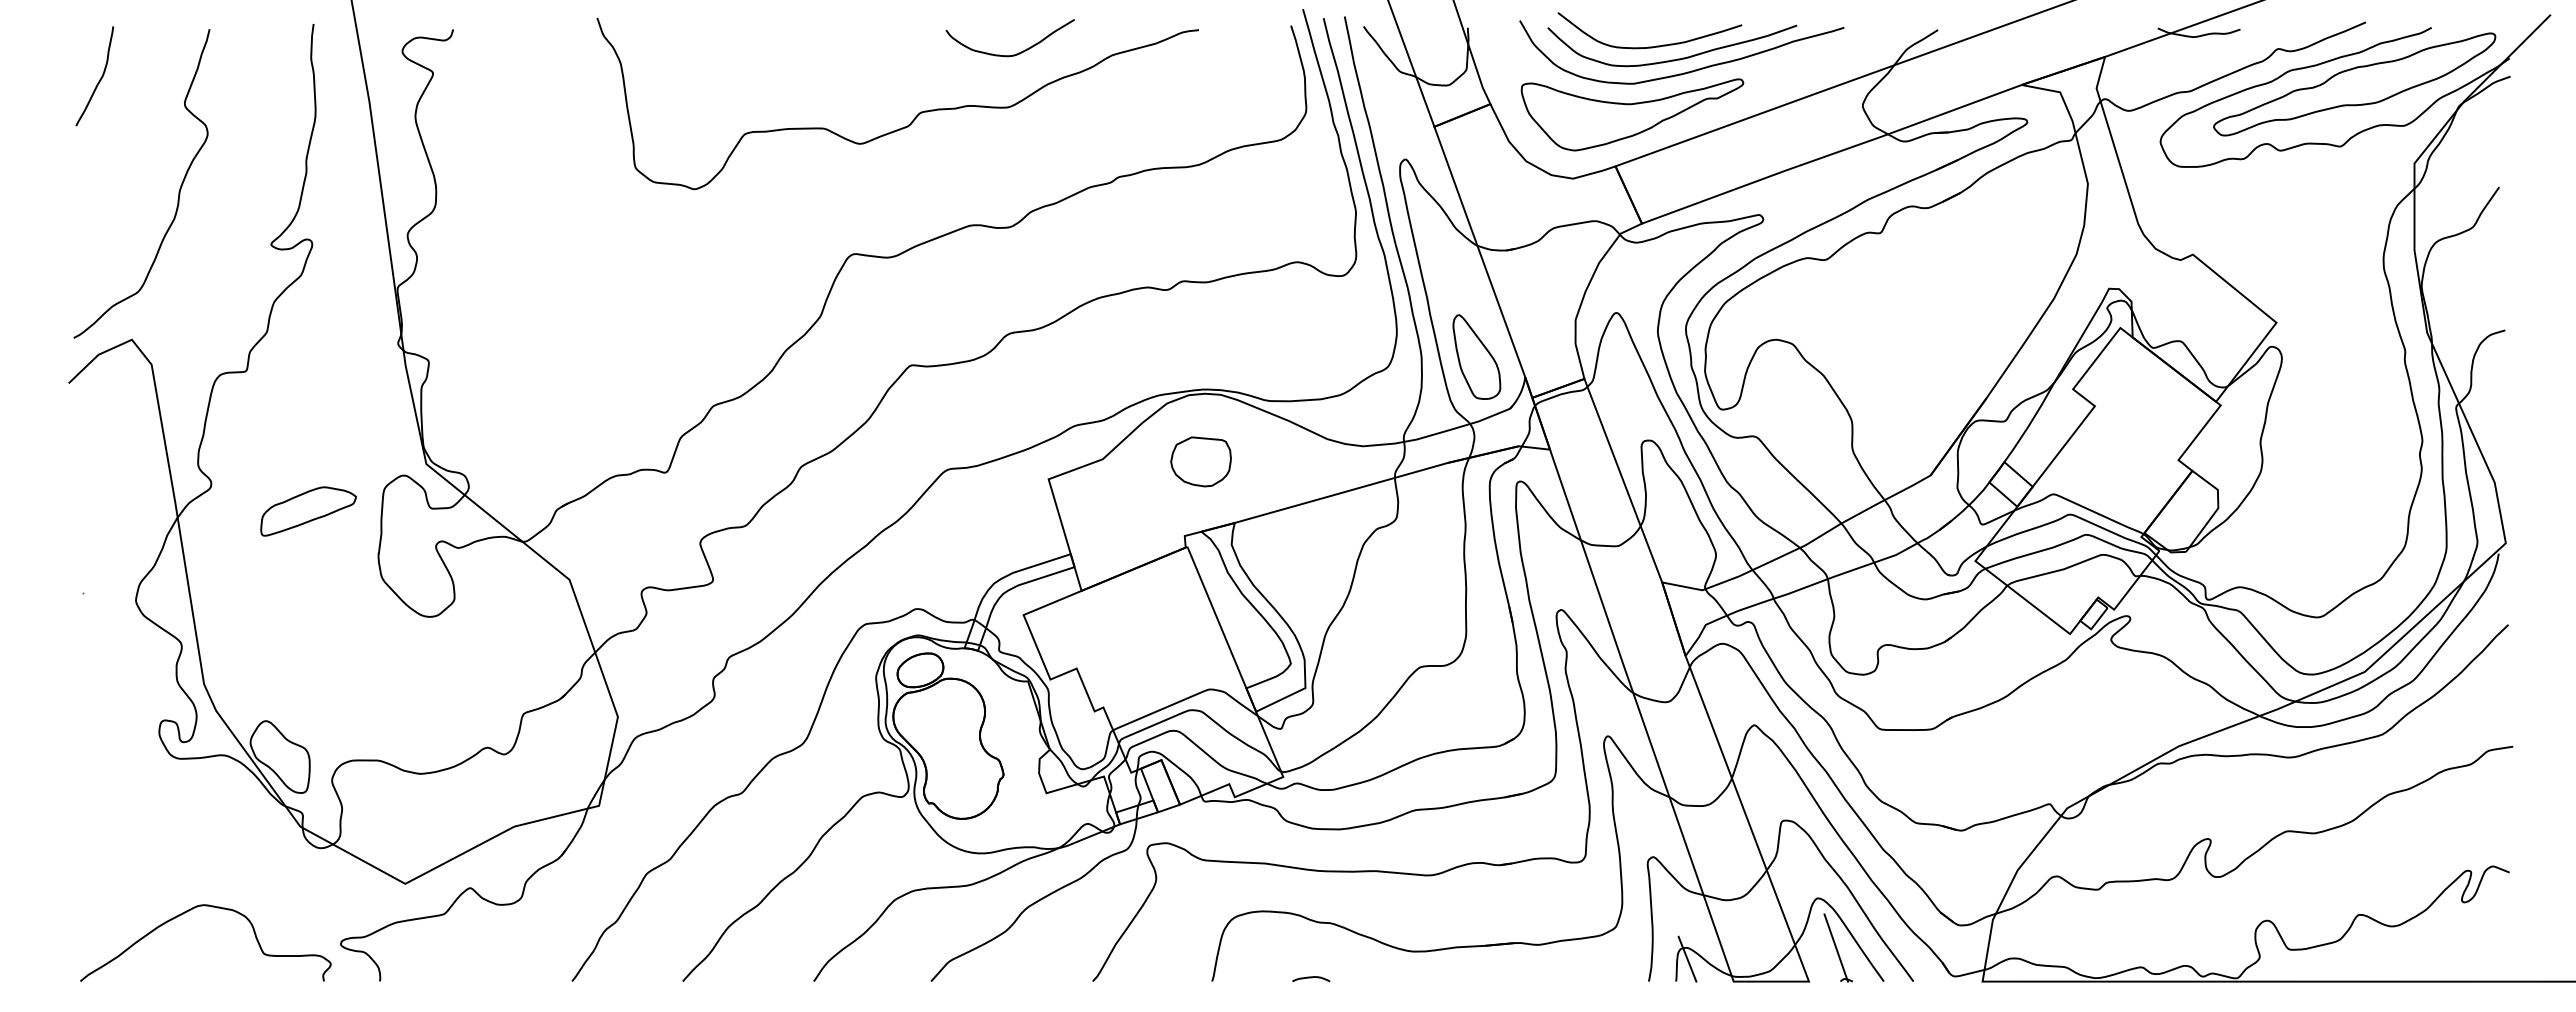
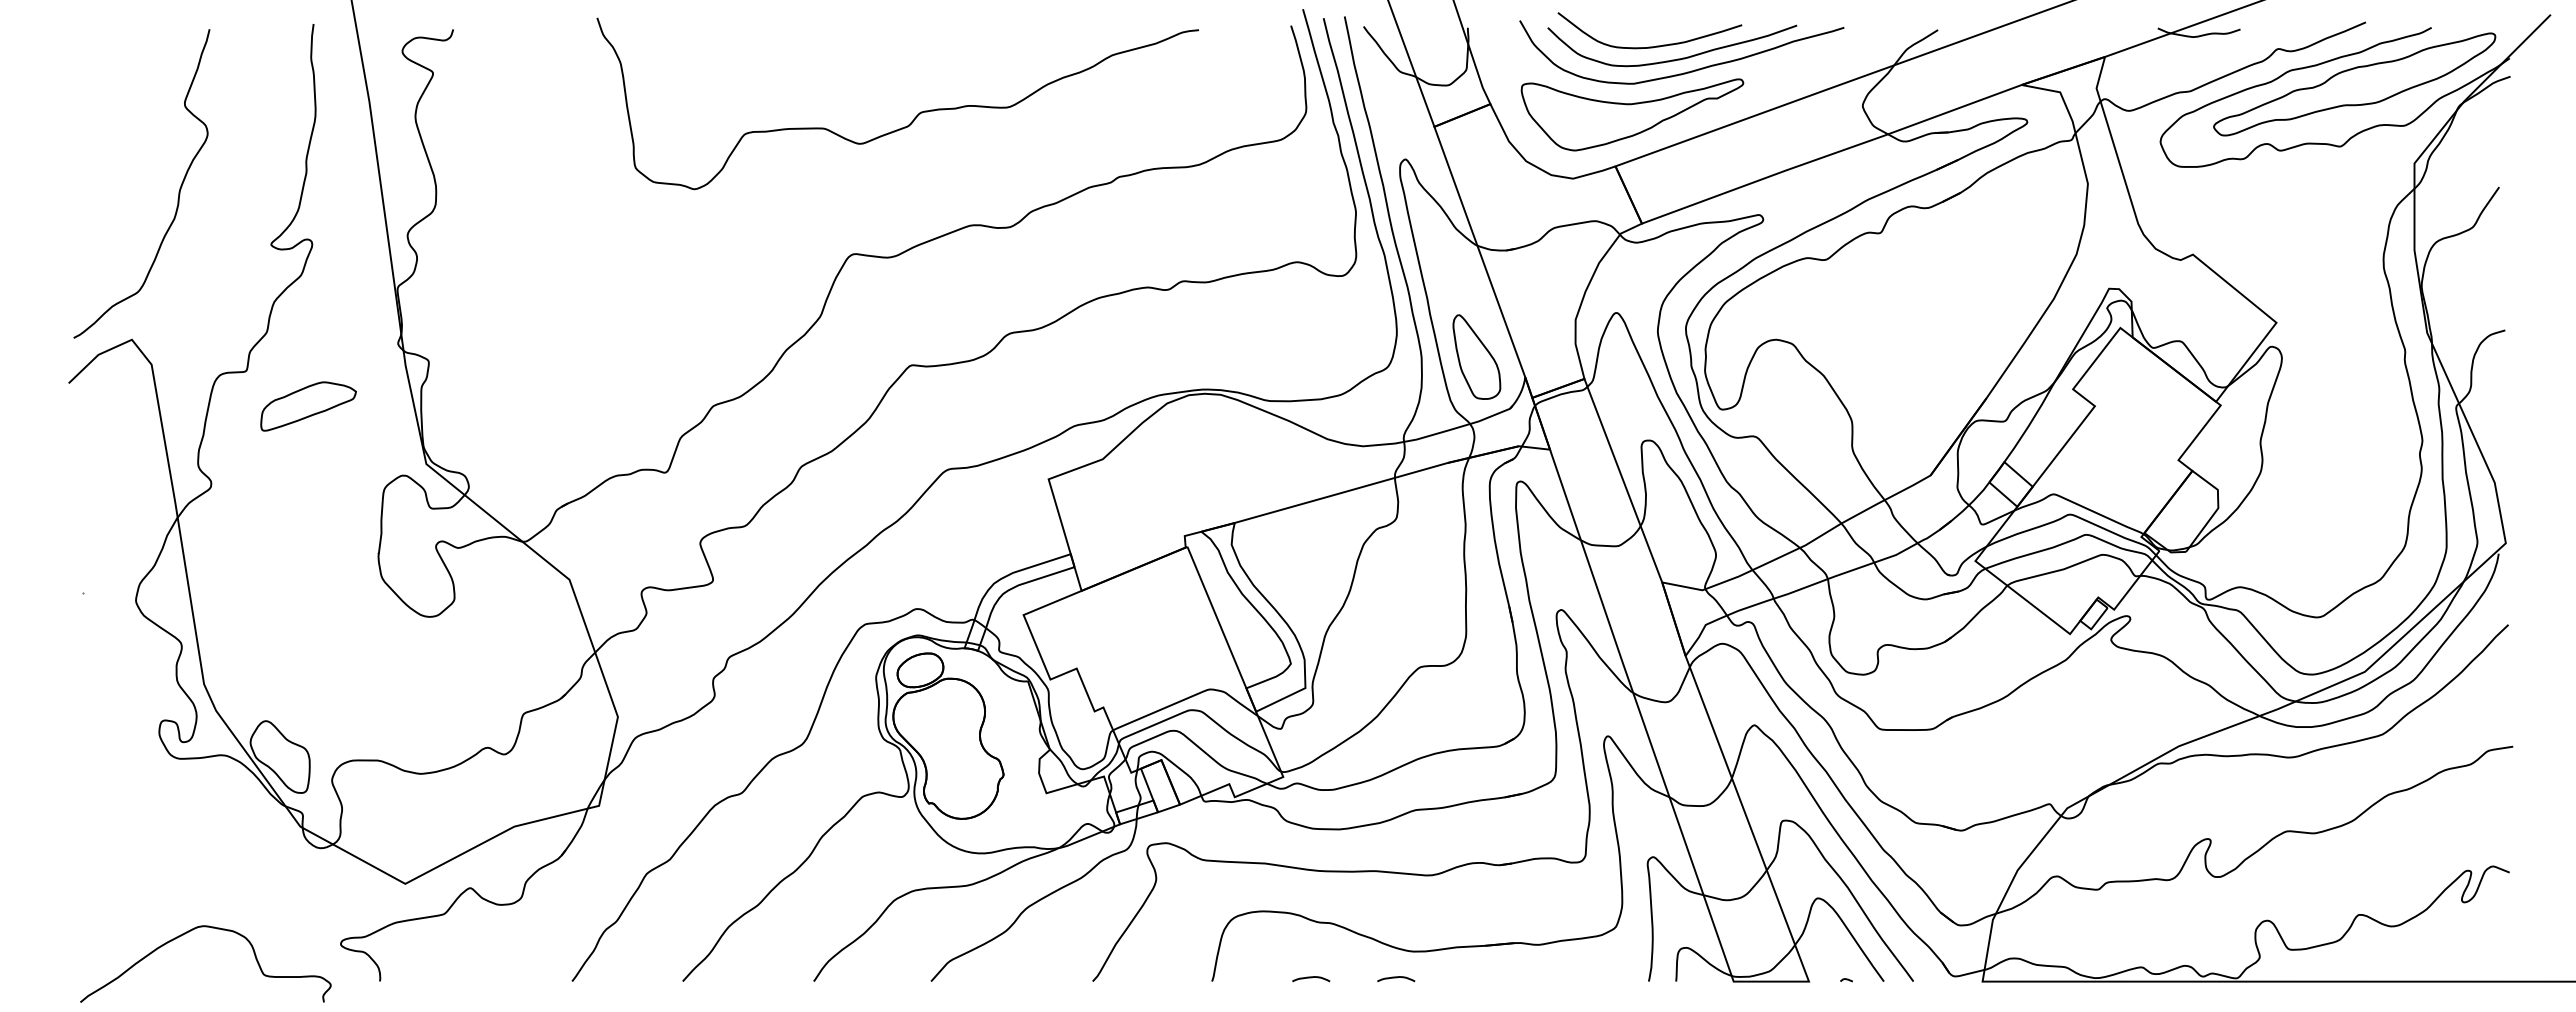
curve: present -> none (1012, 54)
curve: present -> none (99, 79)
part: present -> none (1200, 461)
part position: (308, 511) -> (308, 406) (308, 406)
curve position: (189, 911) -> (189, 932) (189, 932)
line: present -> none (1835, 947)
line: present -> none (1687, 958)
curve: none -> present (1396, 978)
